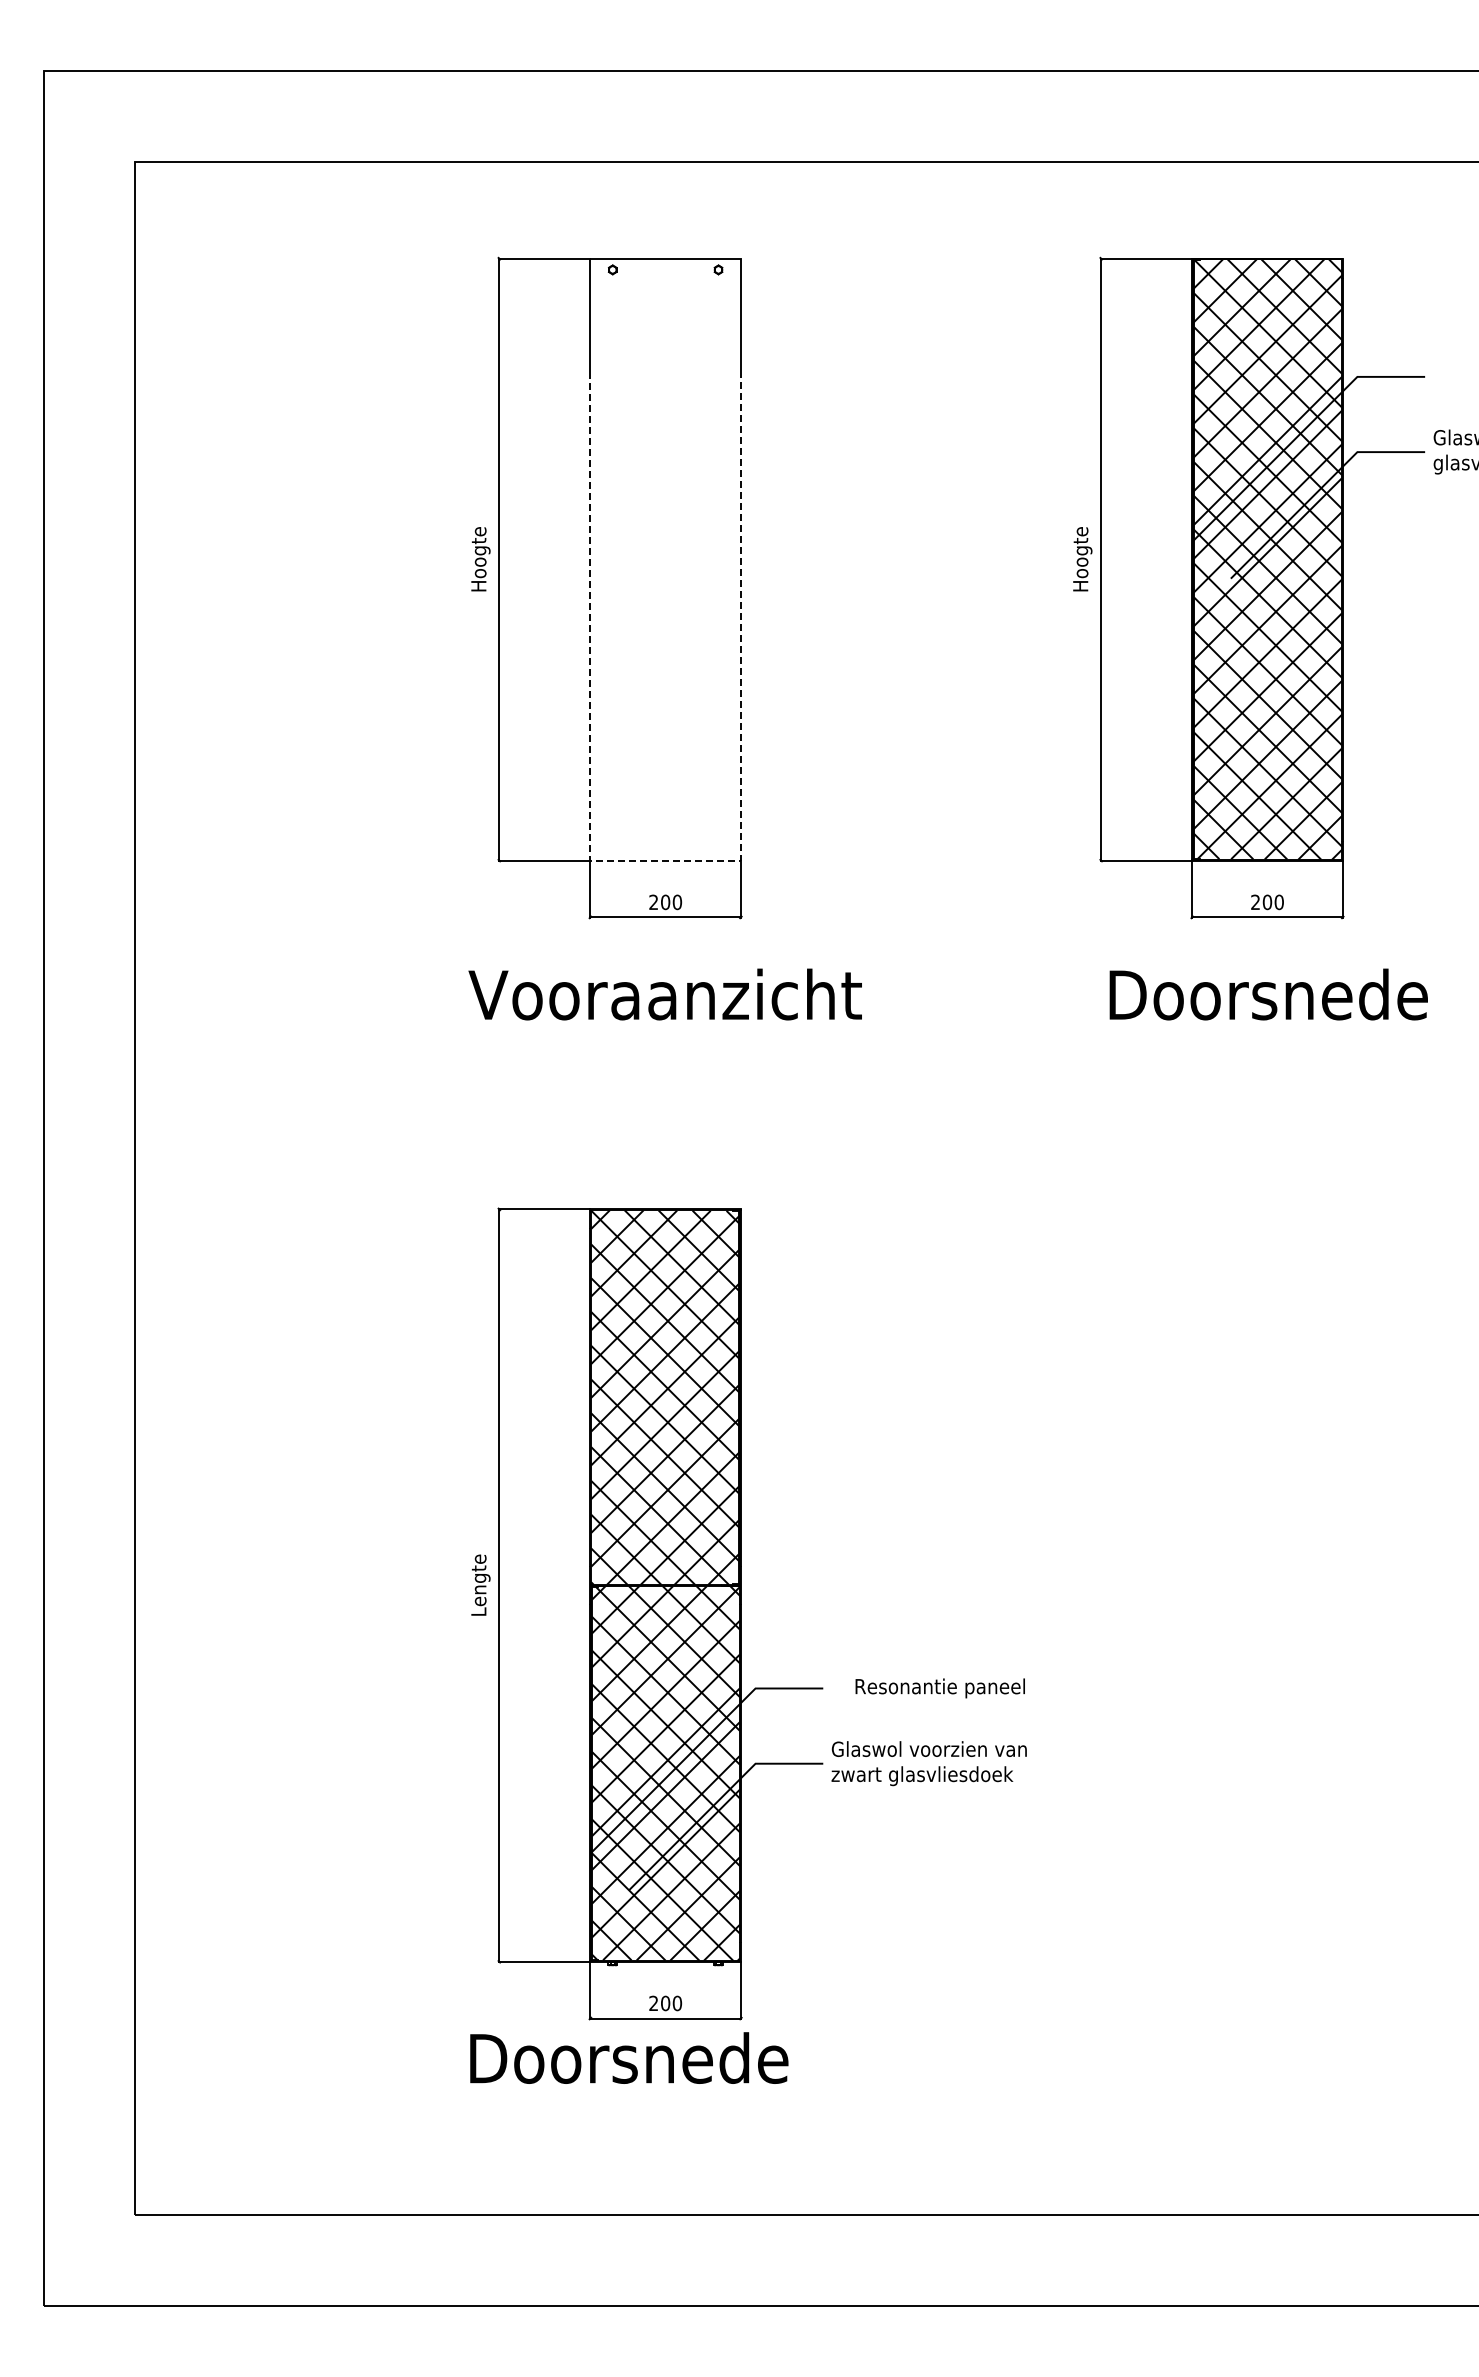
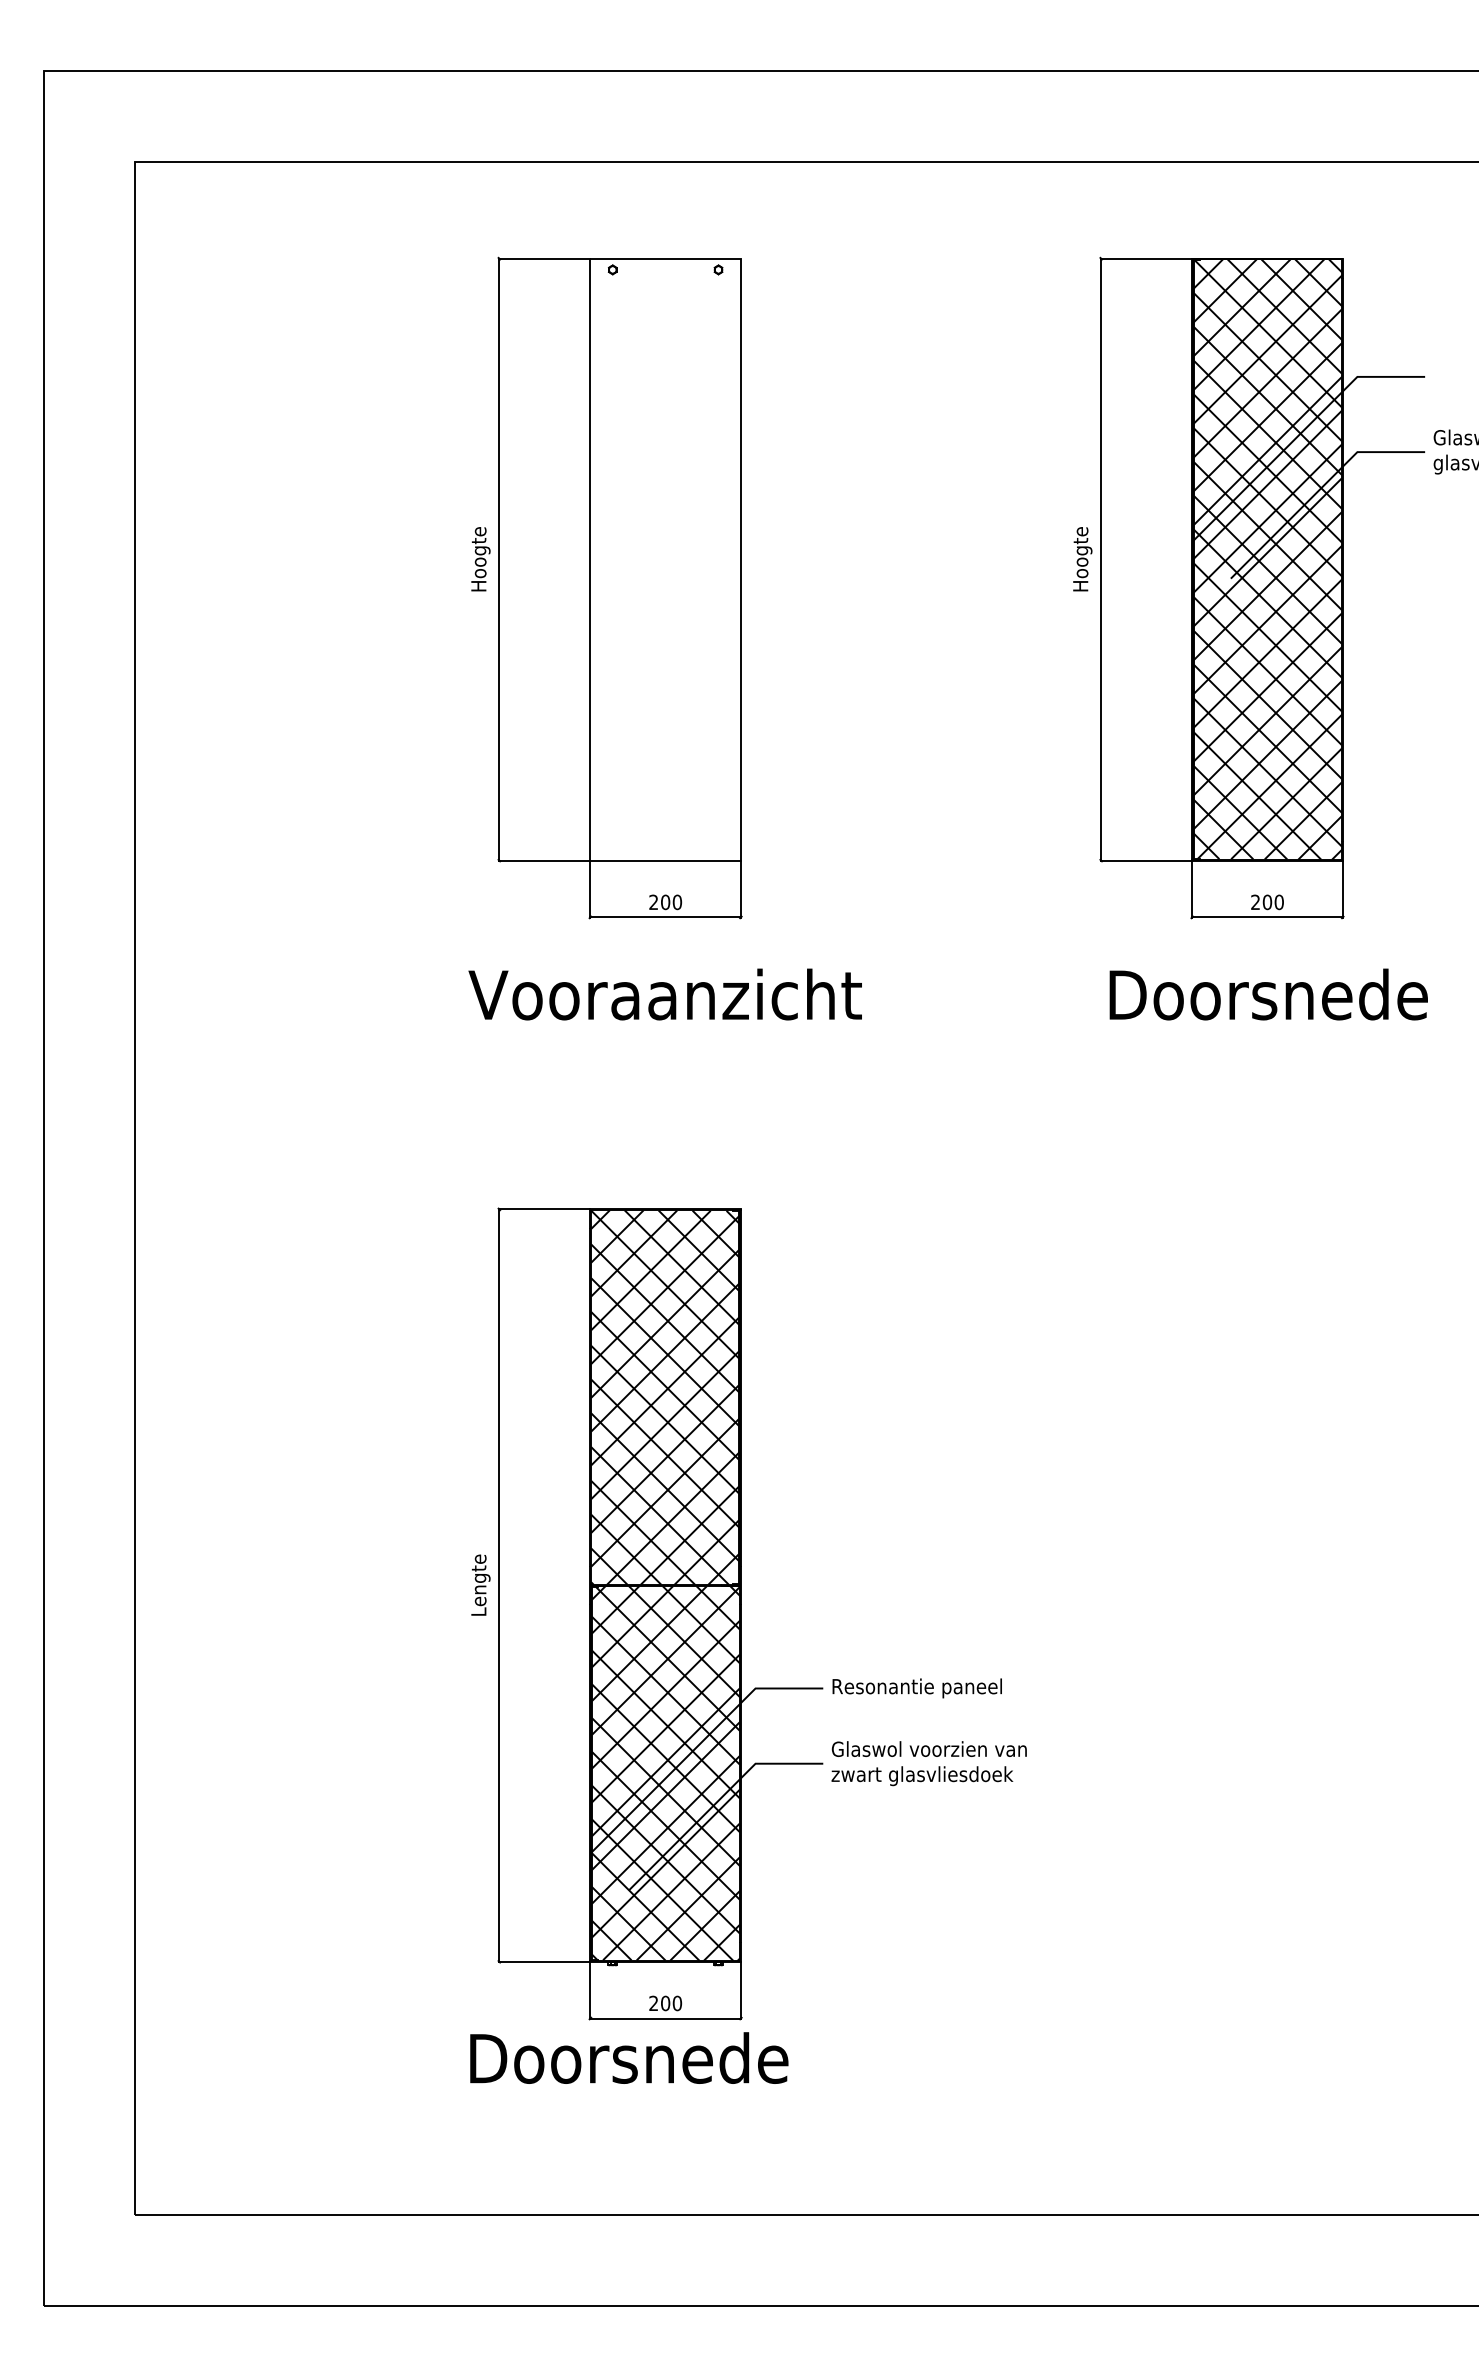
line: dashed -> solid (666, 860)
text position: (939, 1688) -> (916, 1688) (916, 1688)
